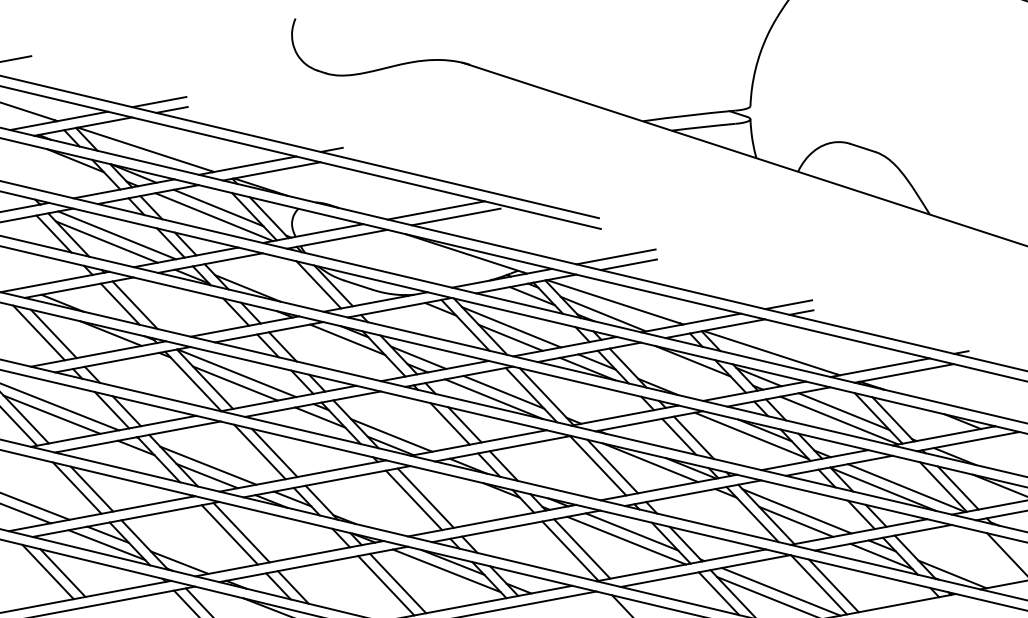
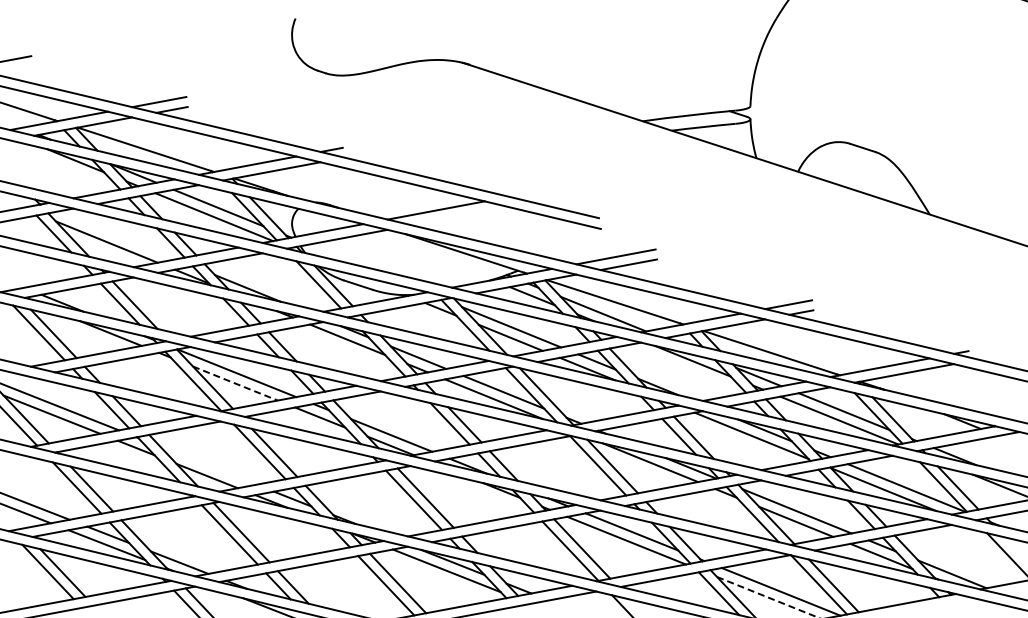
line: present -> none (455, 216)
line: present -> none (117, 235)
line: solid -> dashed (235, 383)
line: present -> none (208, 465)
line: solid -> dashed (767, 597)
